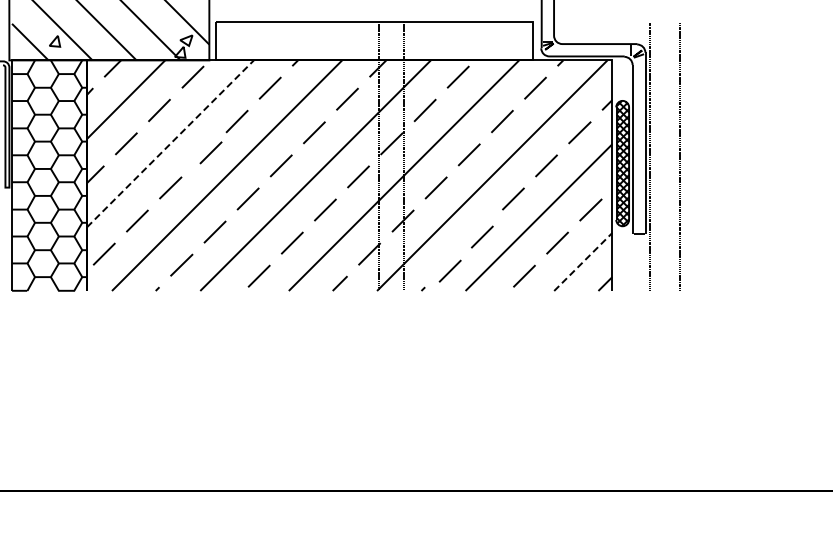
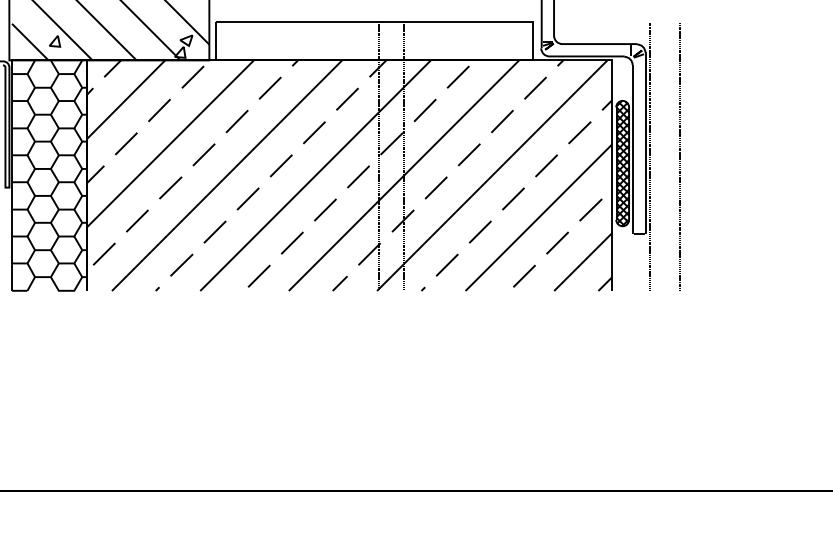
line: dashed -> solid (170, 143)
line position: (210, 152) -> (203, 154) (203, 154)
line position: (482, 236) -> (480, 231) (480, 231)
line: dashed -> solid (583, 261)
line position: (449, 270) -> (446, 264) (446, 264)
